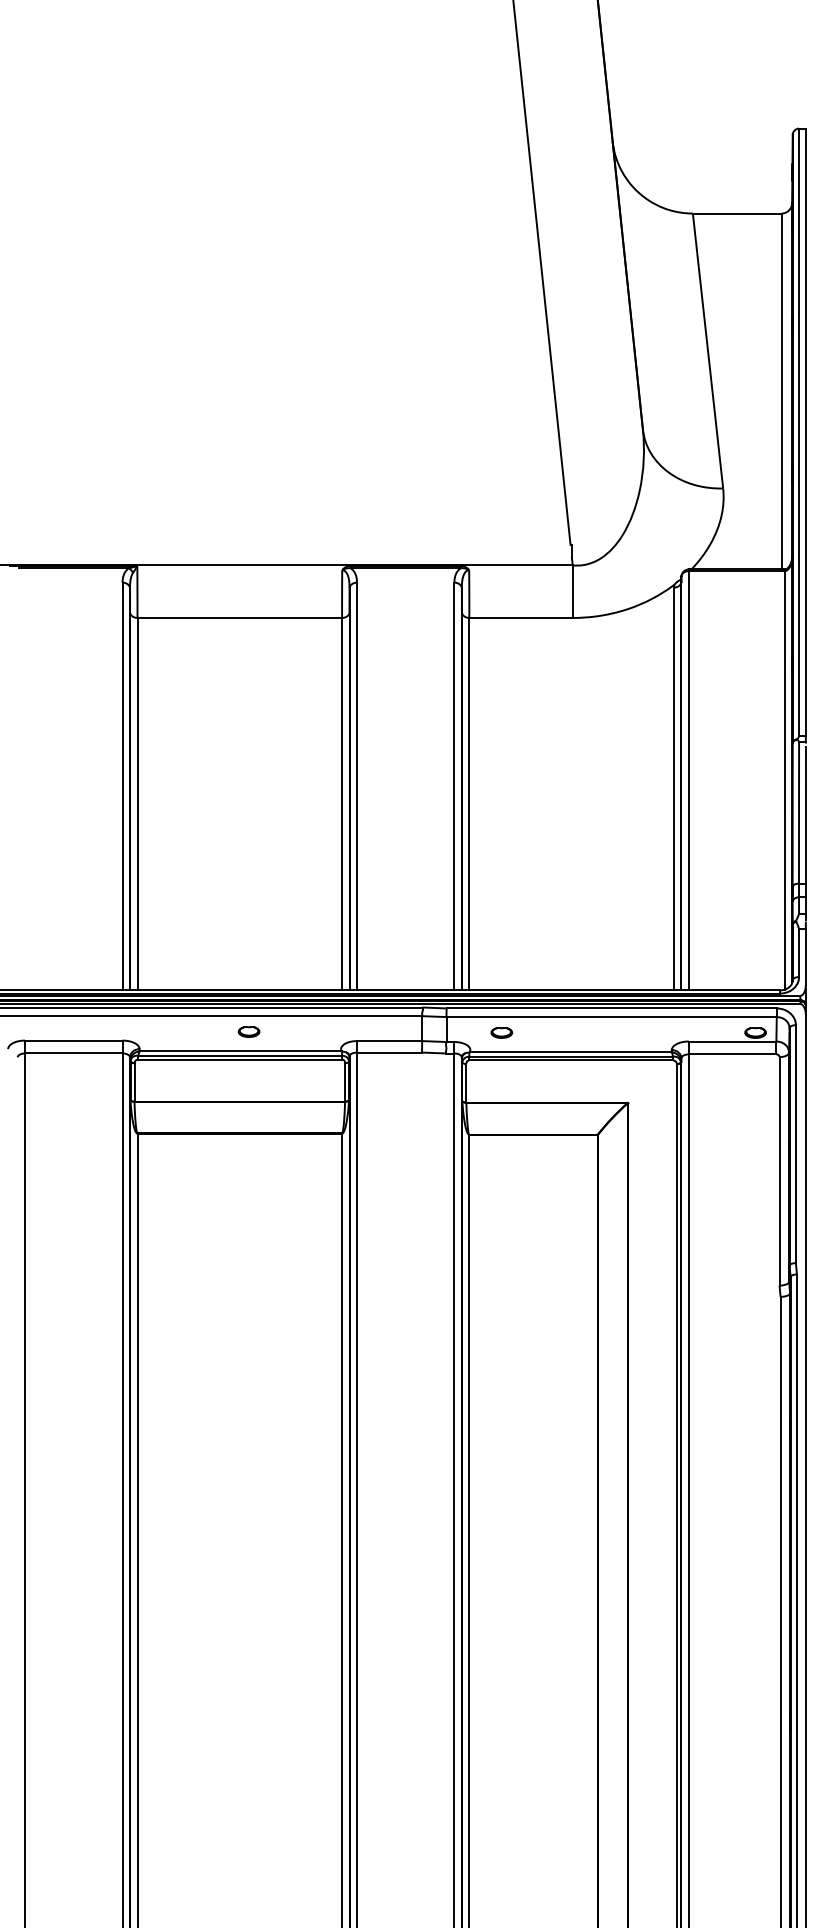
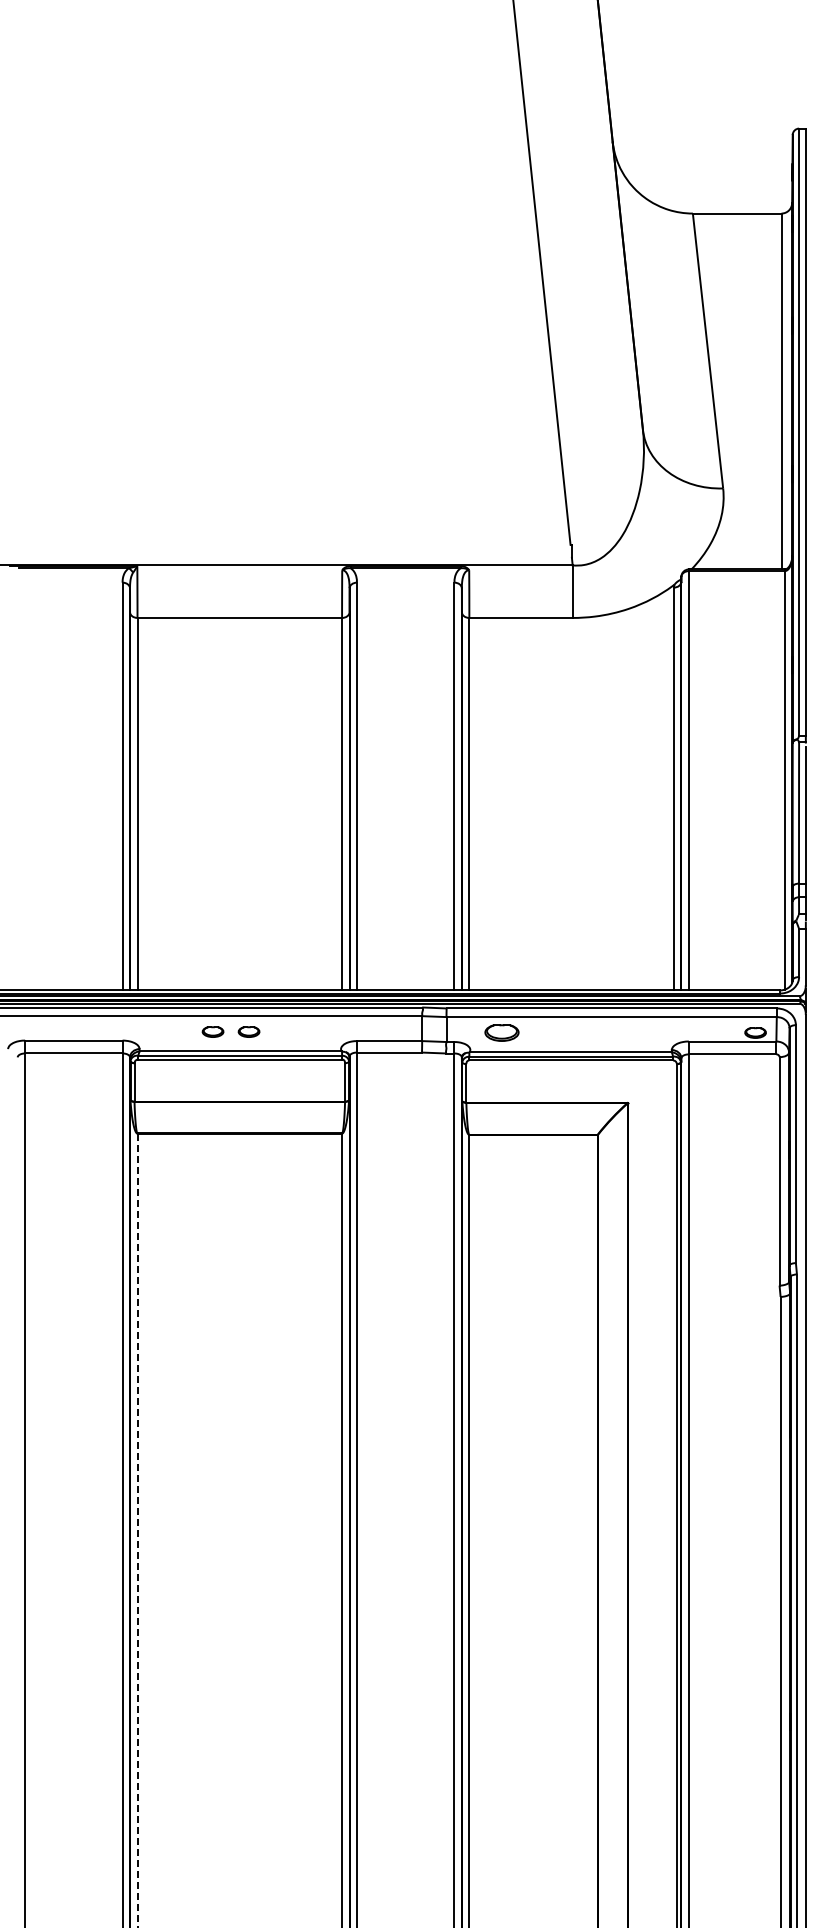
part: none -> present (212, 1031)
part size: 23x12 px -> 36x18 px (501, 1032)
line: solid -> dashed (137, 1530)
